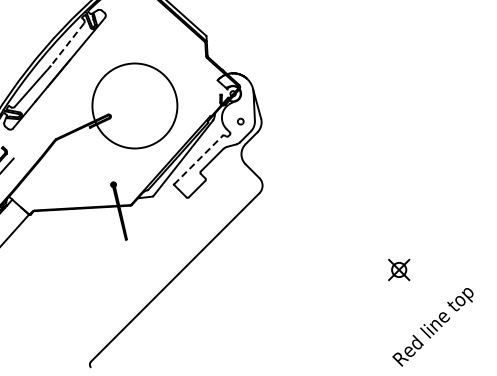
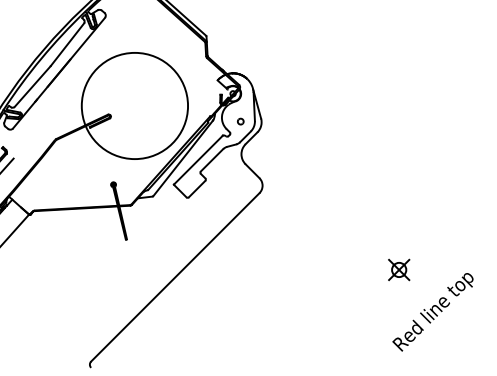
line: dashed -> solid (67, 44)
circle diameter: 85 px -> 106 px (134, 105)
line: dashed -> solid (198, 159)
text position: (432, 327) -> (432, 312) (432, 312)
